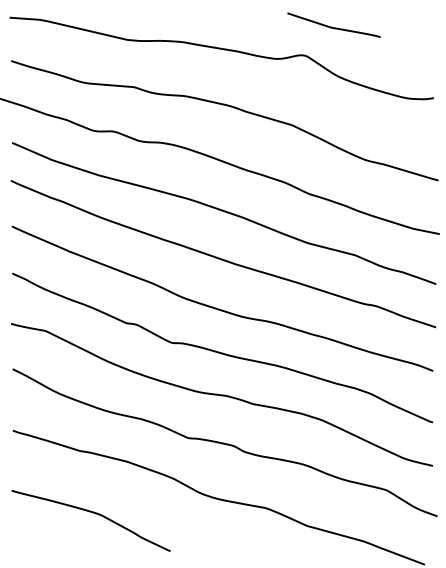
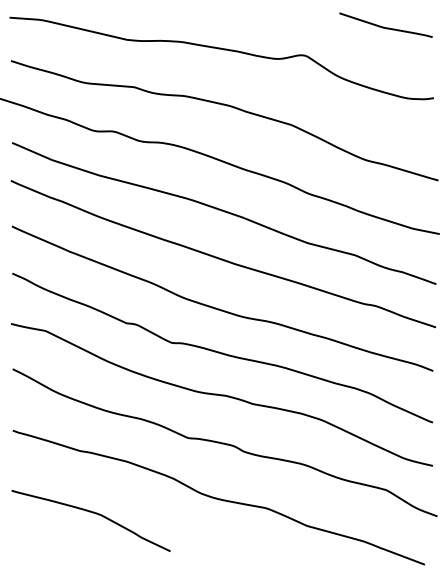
curve position: (332, 26) -> (384, 26) (384, 26)
